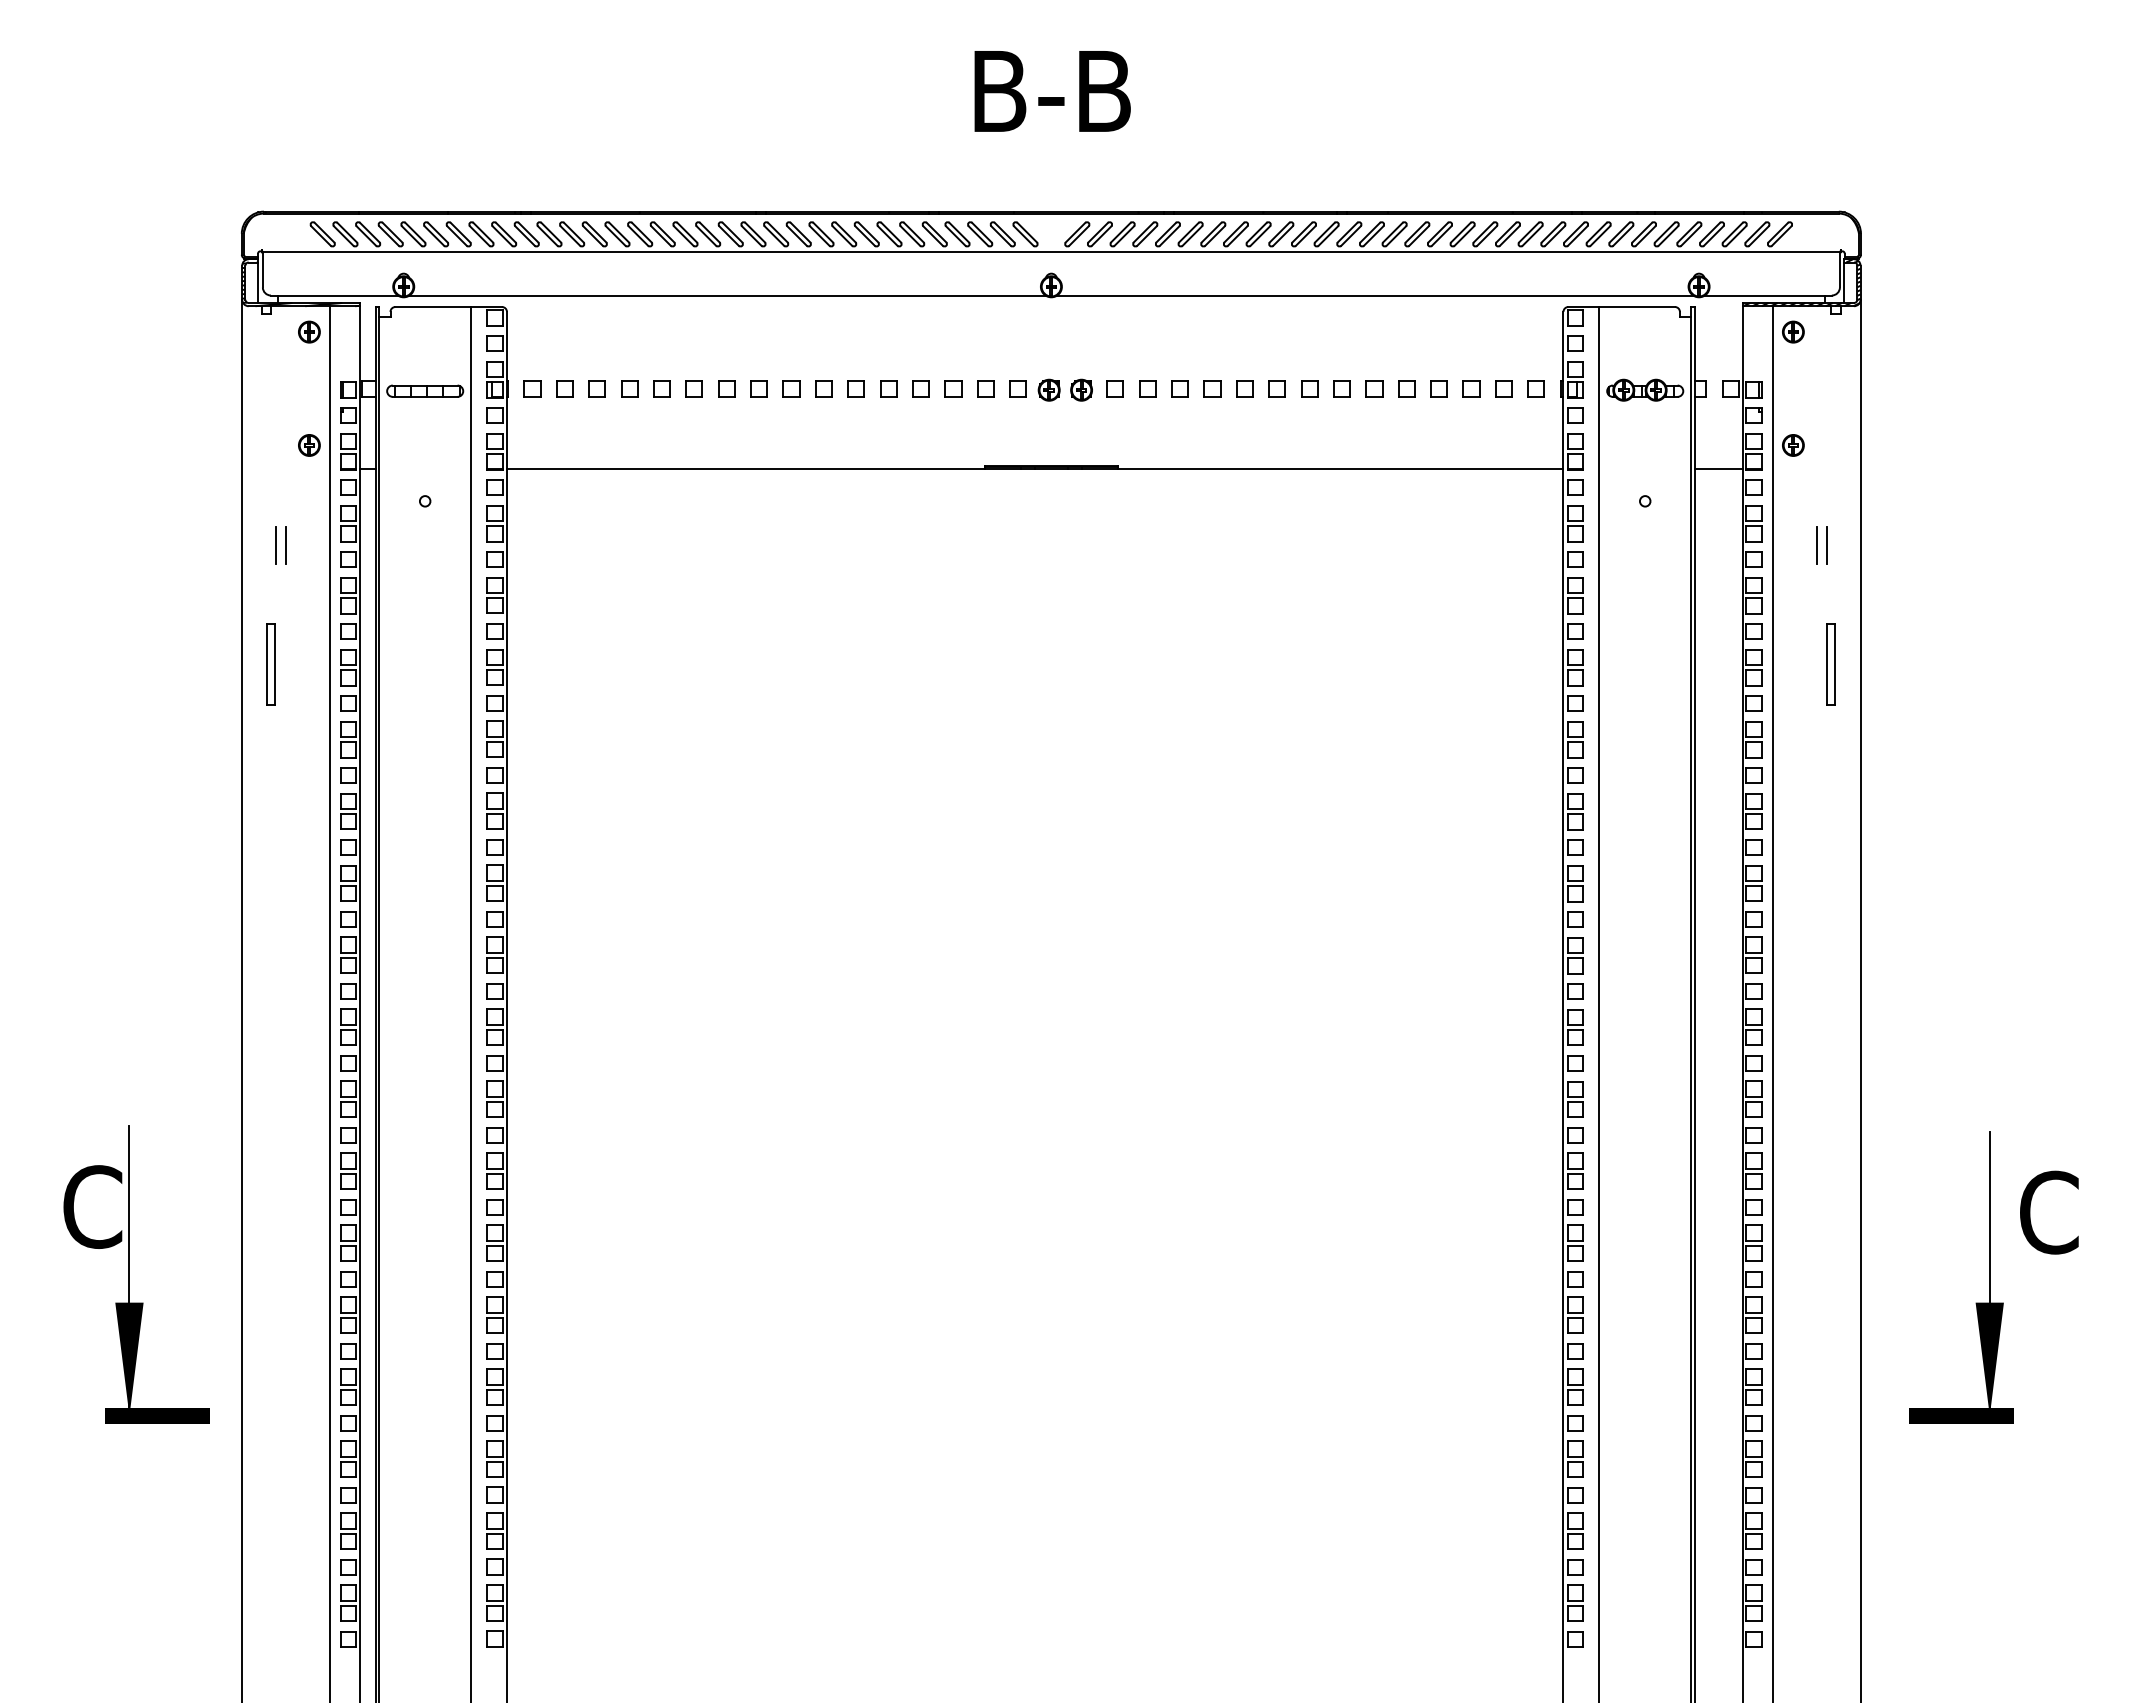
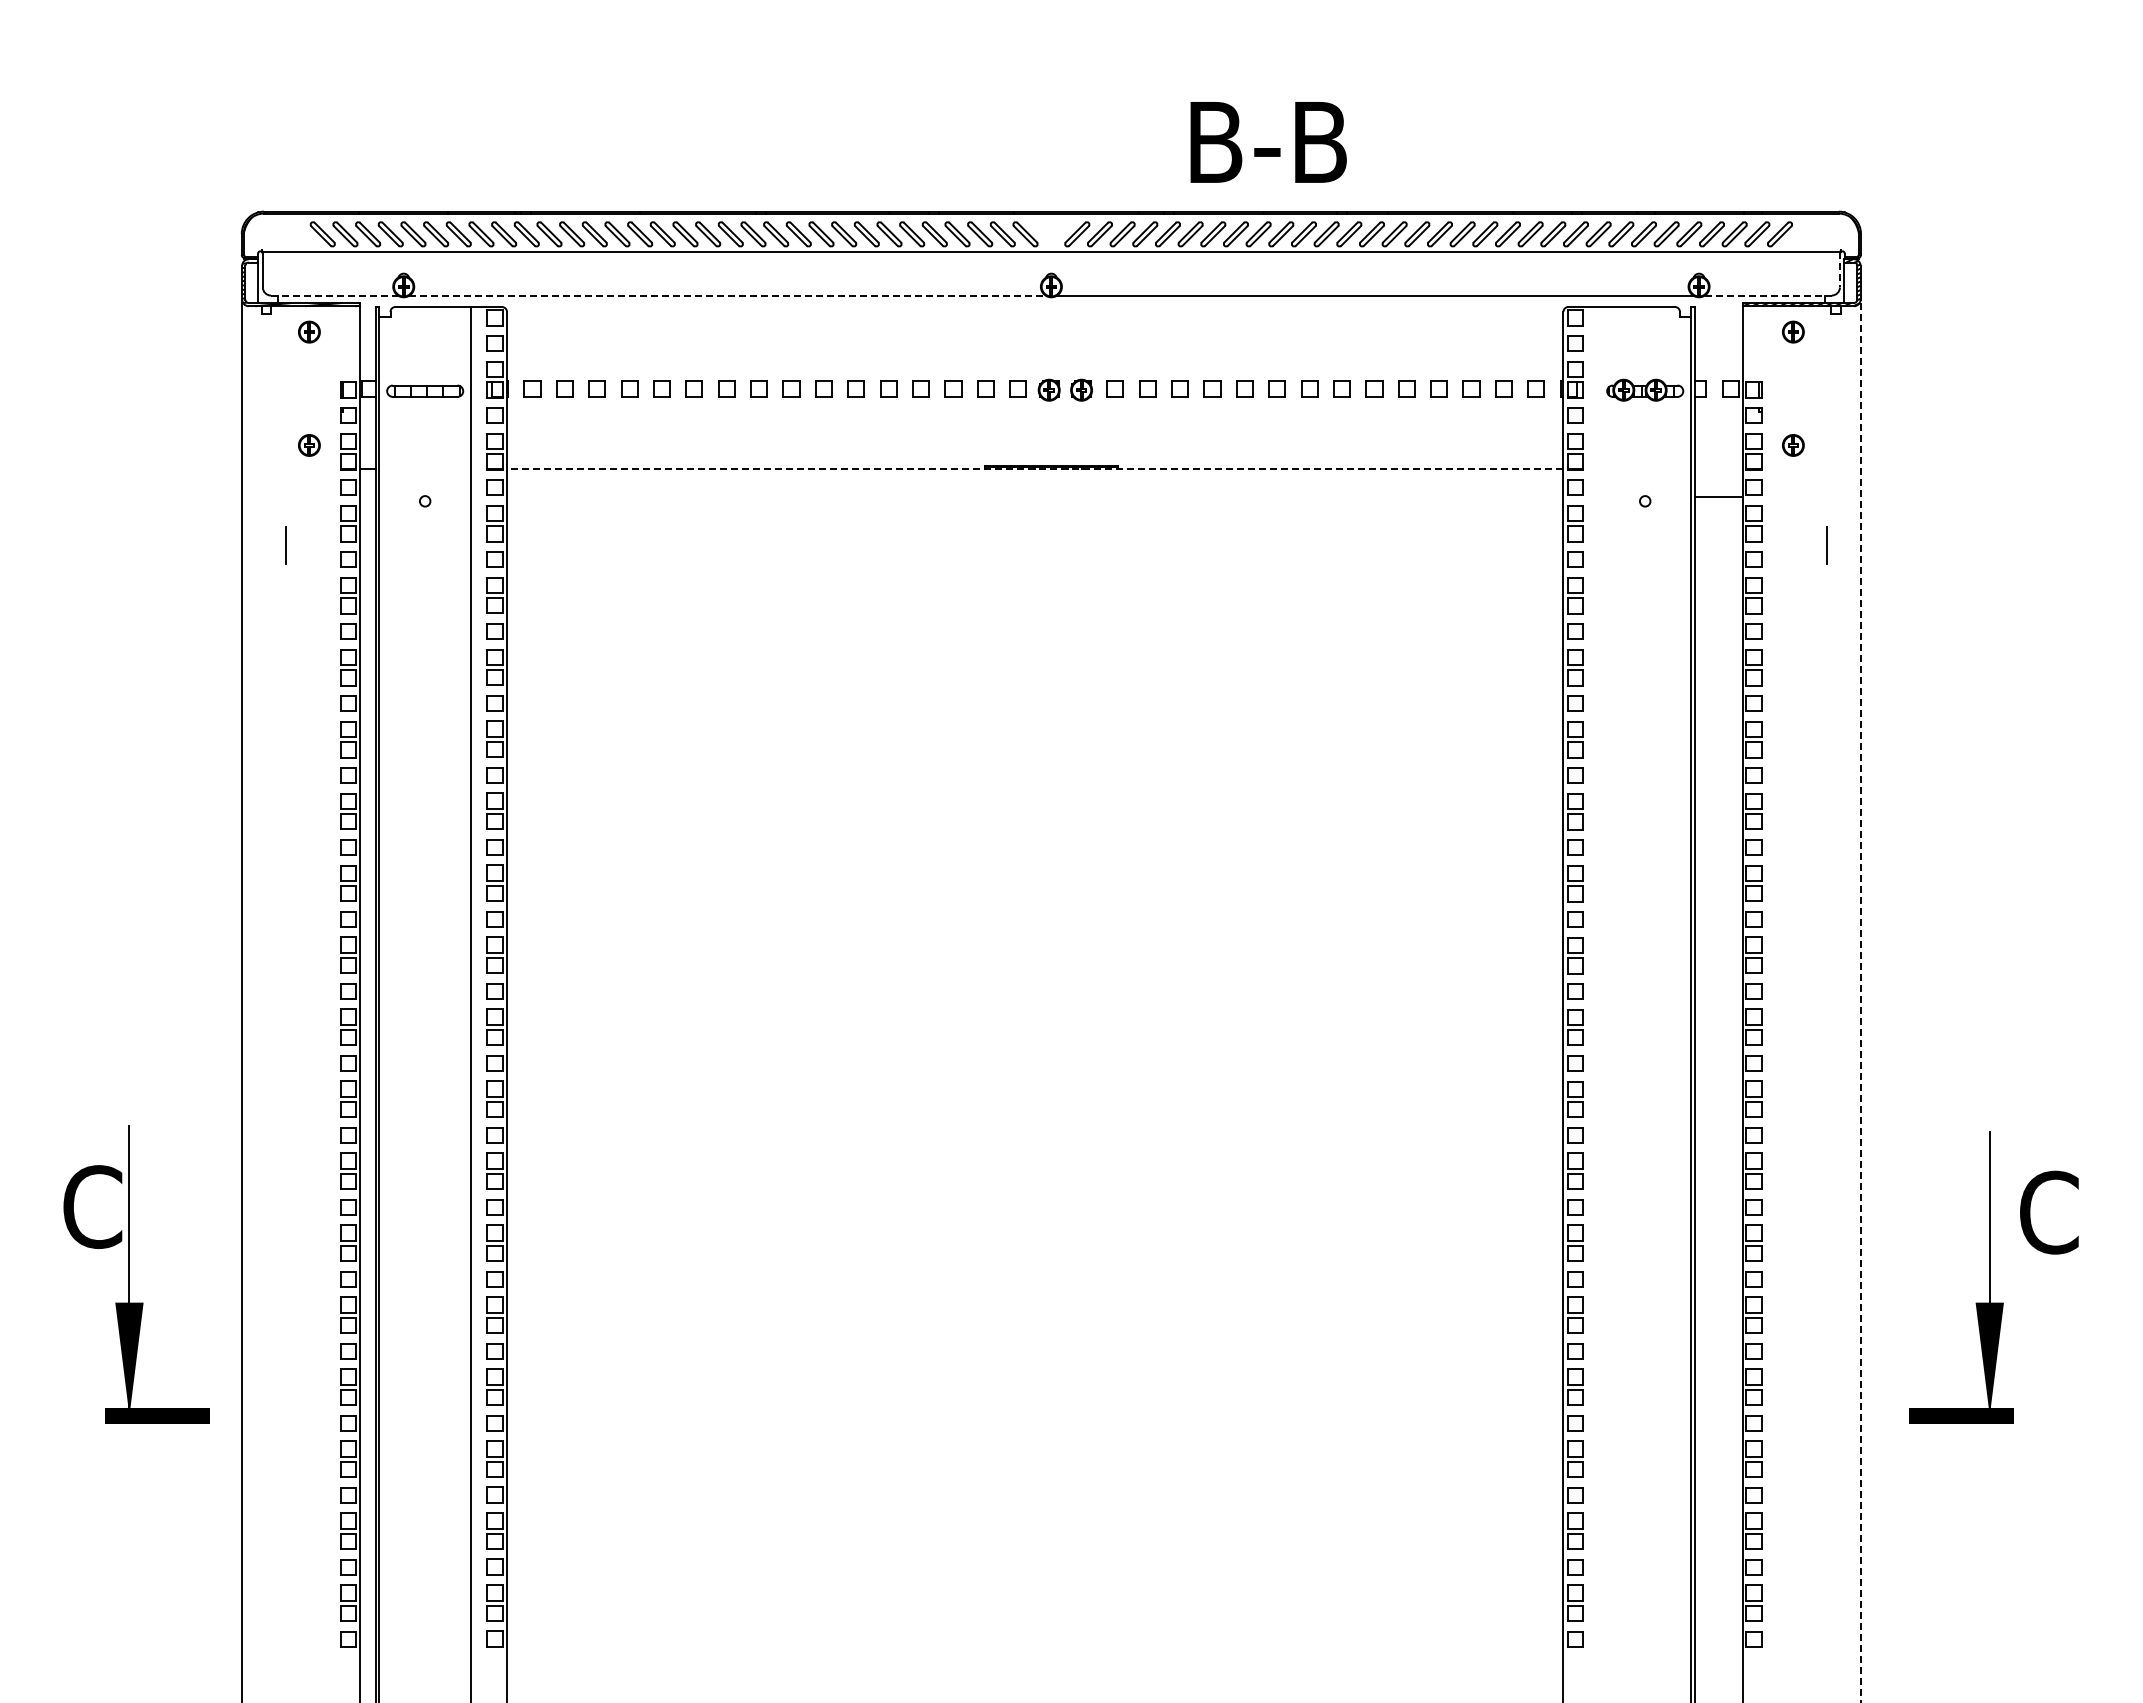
text position: (1052, 91) -> (1268, 142) (1268, 142)
line: solid -> dashed (1839, 269)
line: solid -> dashed (334, 295)
line: solid -> dashed (728, 295)
line: solid -> dashed (1768, 295)
line: solid -> dashed (1034, 468)
line position: (1718, 468) -> (1718, 496) (1718, 496)
line: present -> none (276, 545)
line: present -> none (1816, 545)
part: present -> none (270, 664)
part: present -> none (1830, 664)
line: solid -> dashed (1860, 1000)
line: present -> none (329, 1002)
line: present -> none (1773, 1002)
line: present -> none (1599, 1003)
